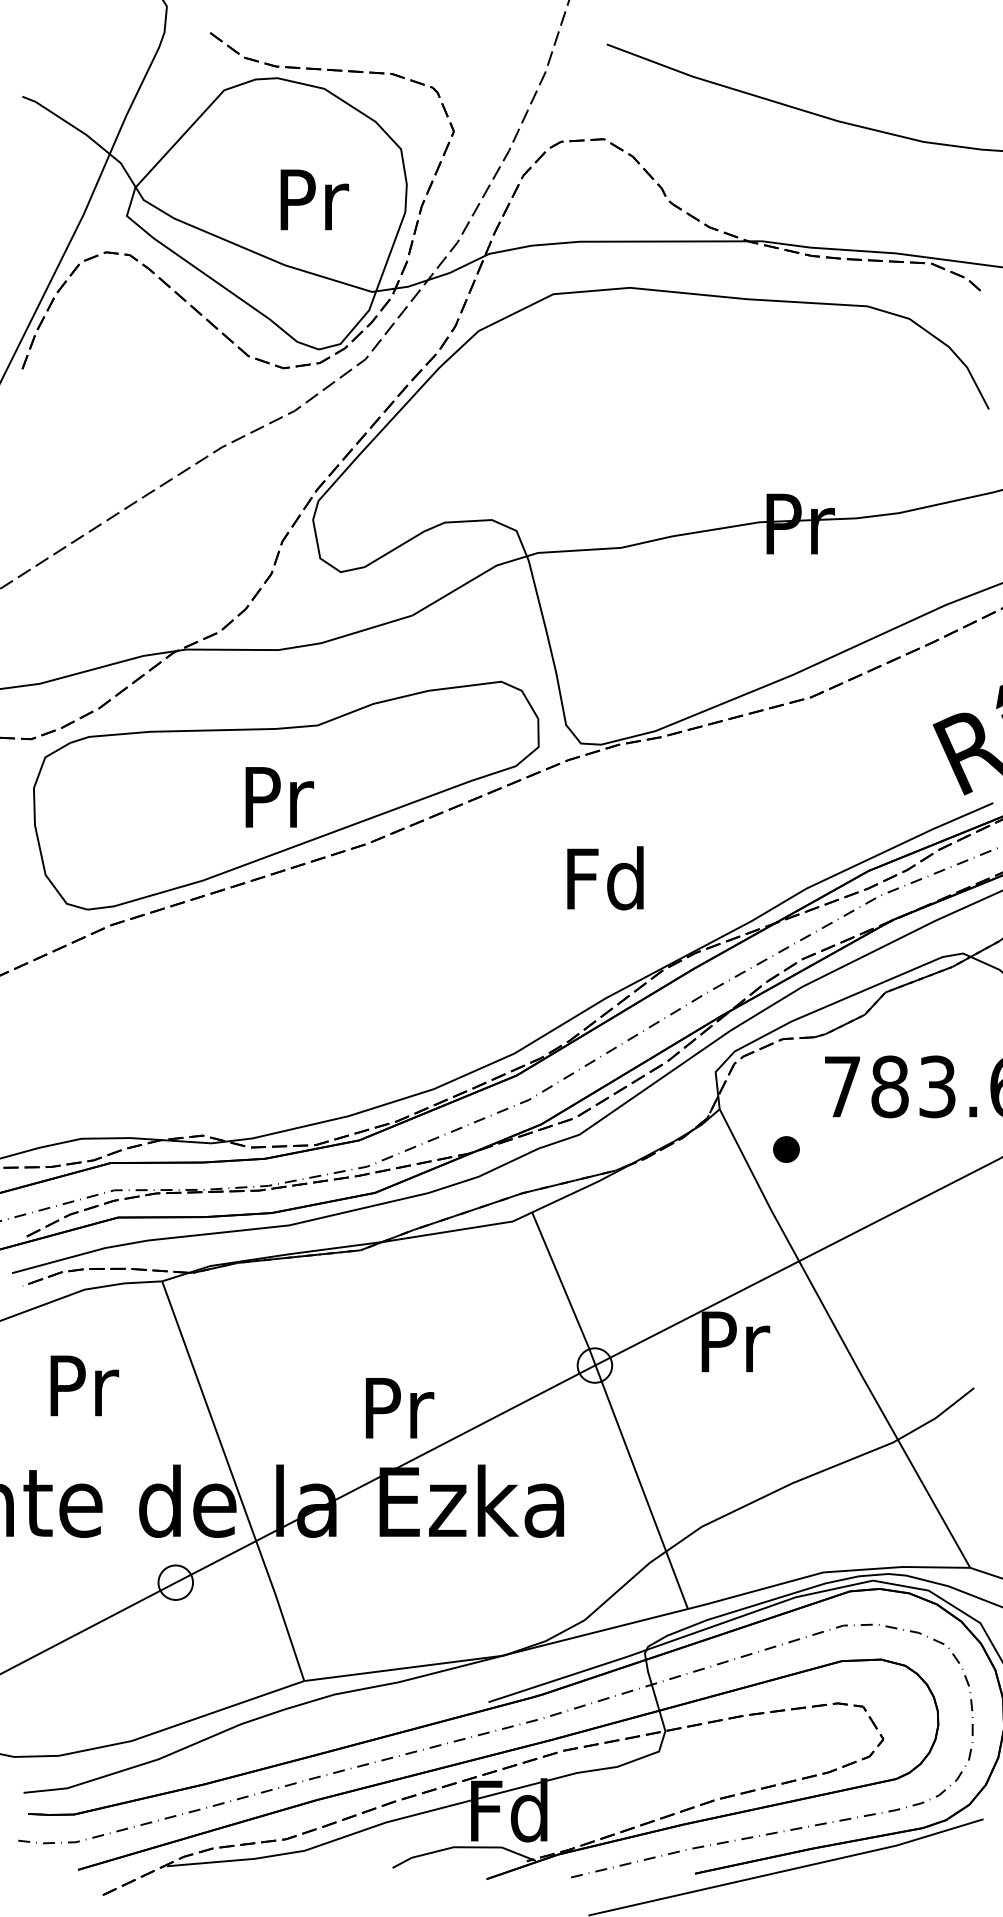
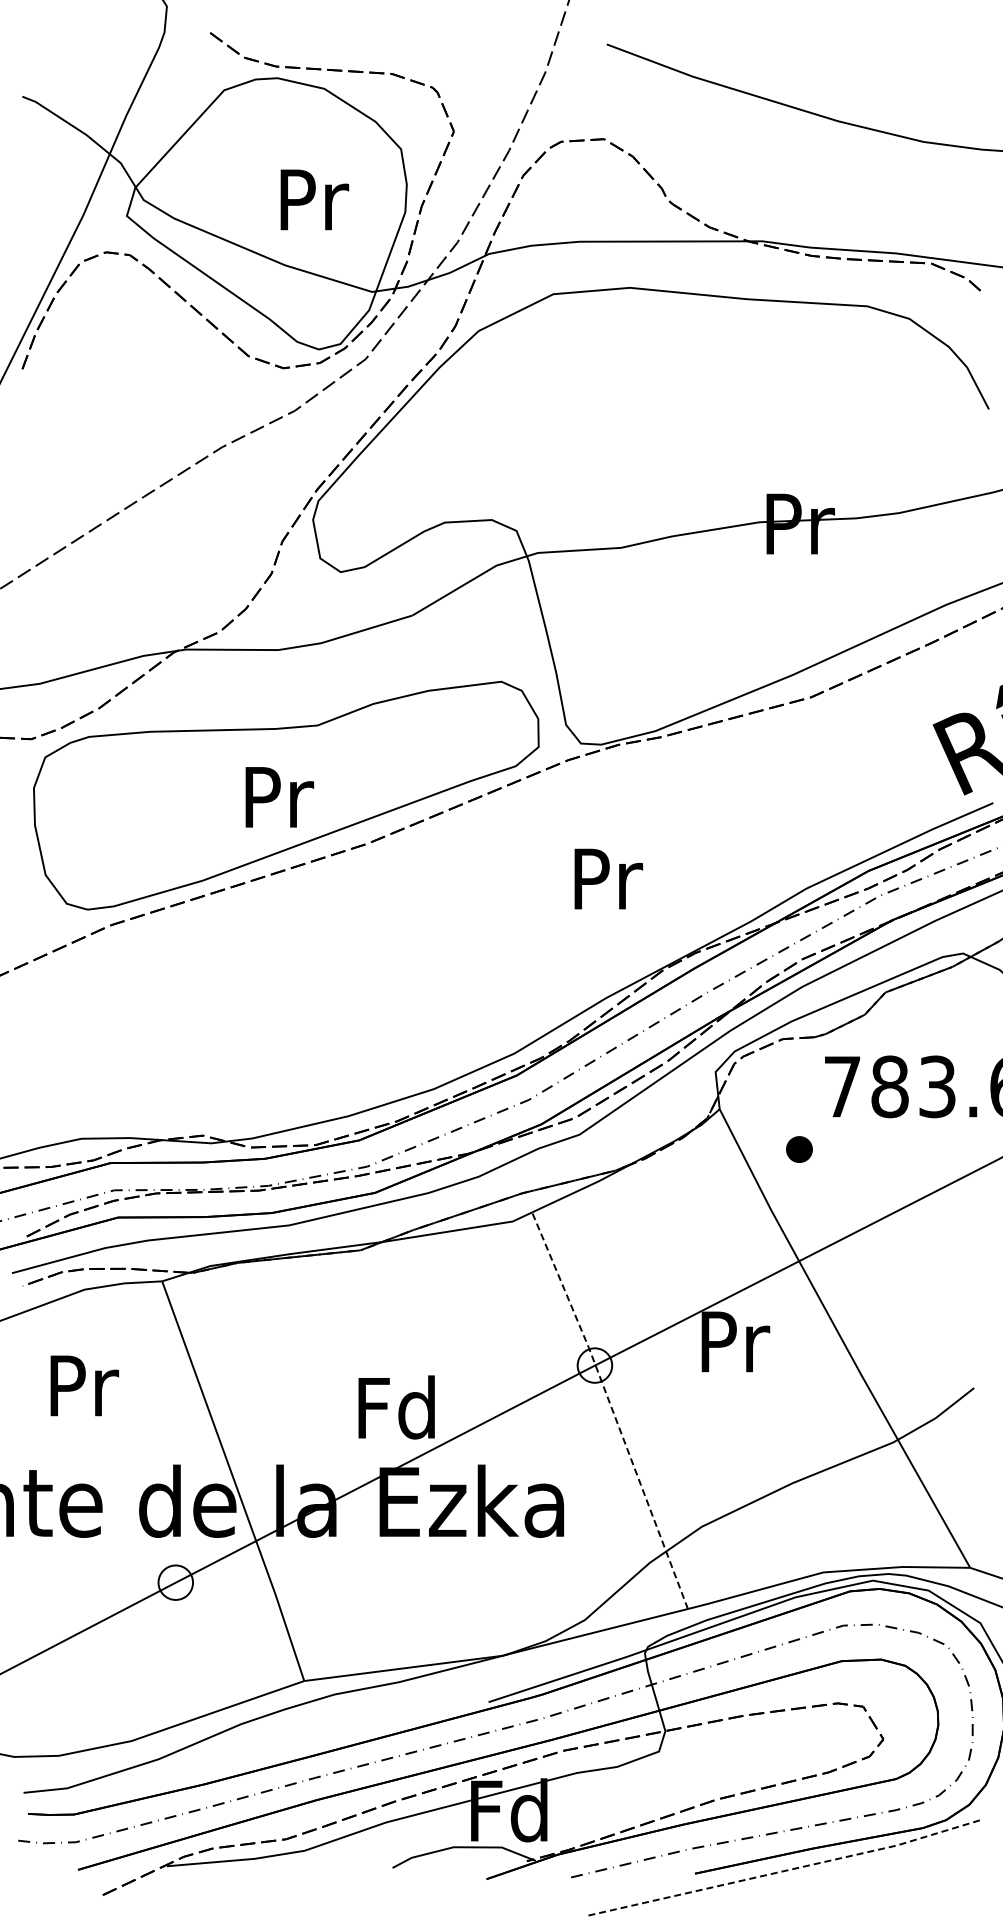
text: Fd -> Pr (605, 878)
part position: (786, 1149) -> (799, 1149) (799, 1149)
text: Pr -> Fd (396, 1407)
line: solid -> dashed (612, 1409)
line: solid -> dashed (787, 1870)
